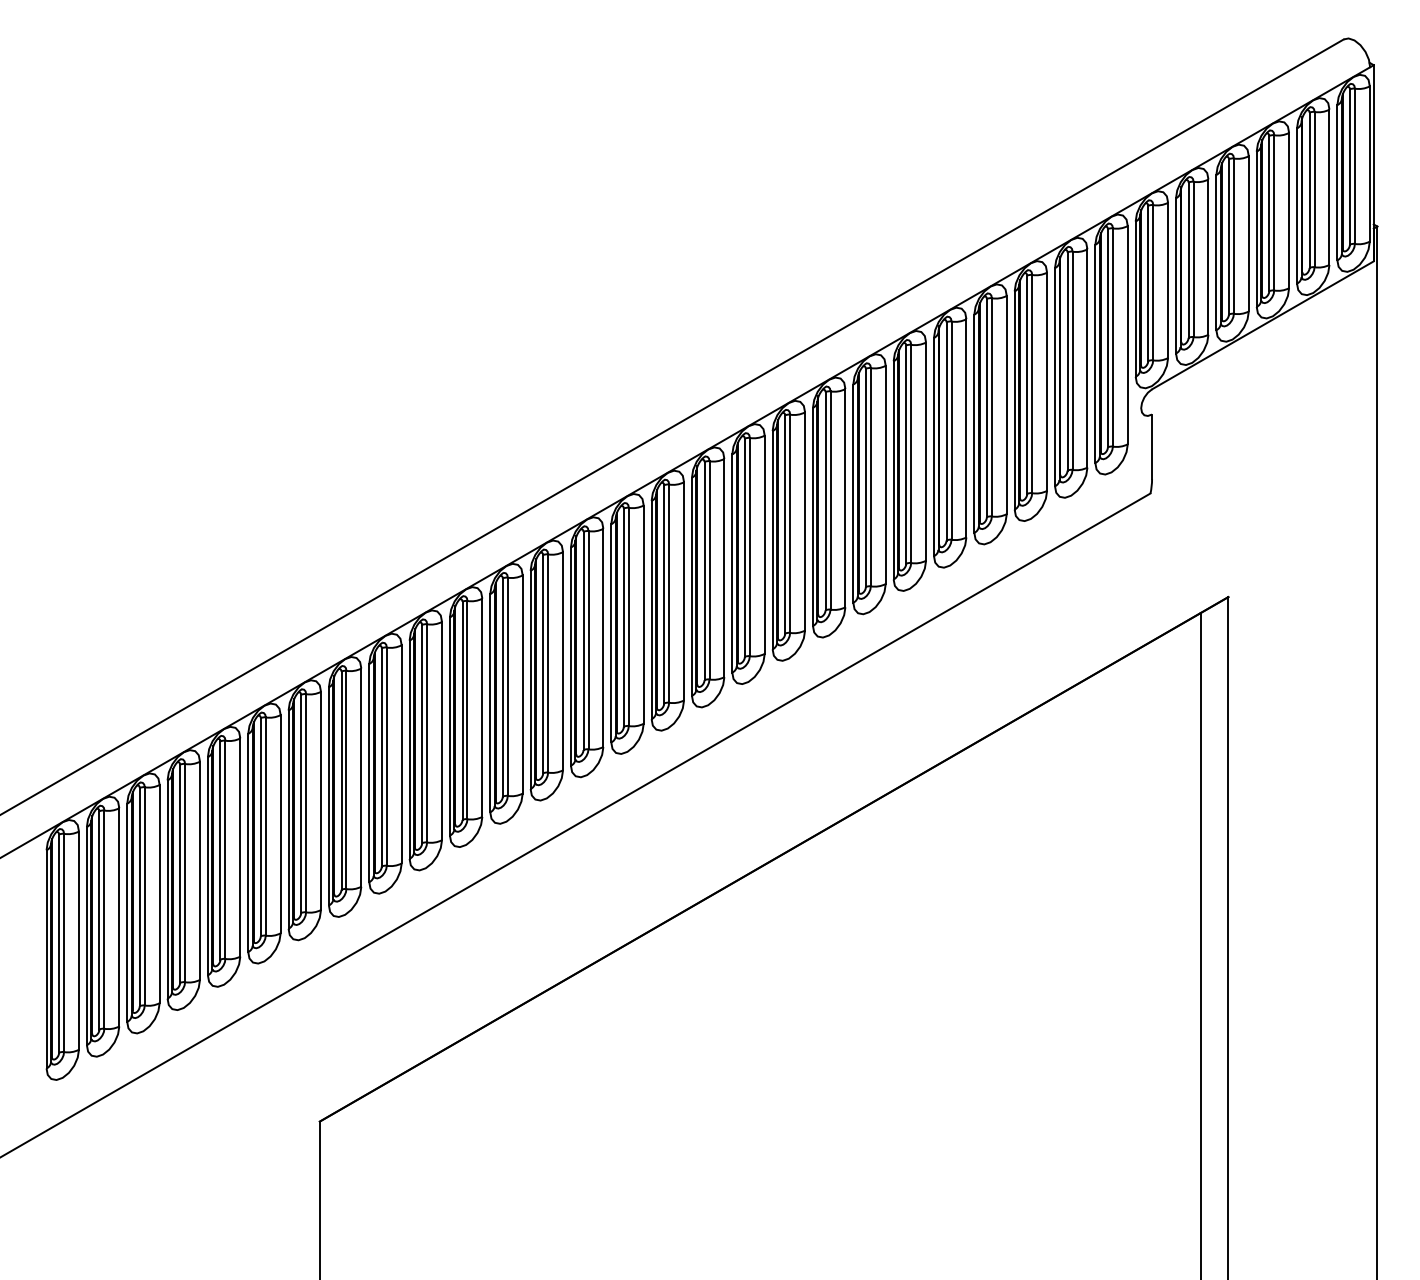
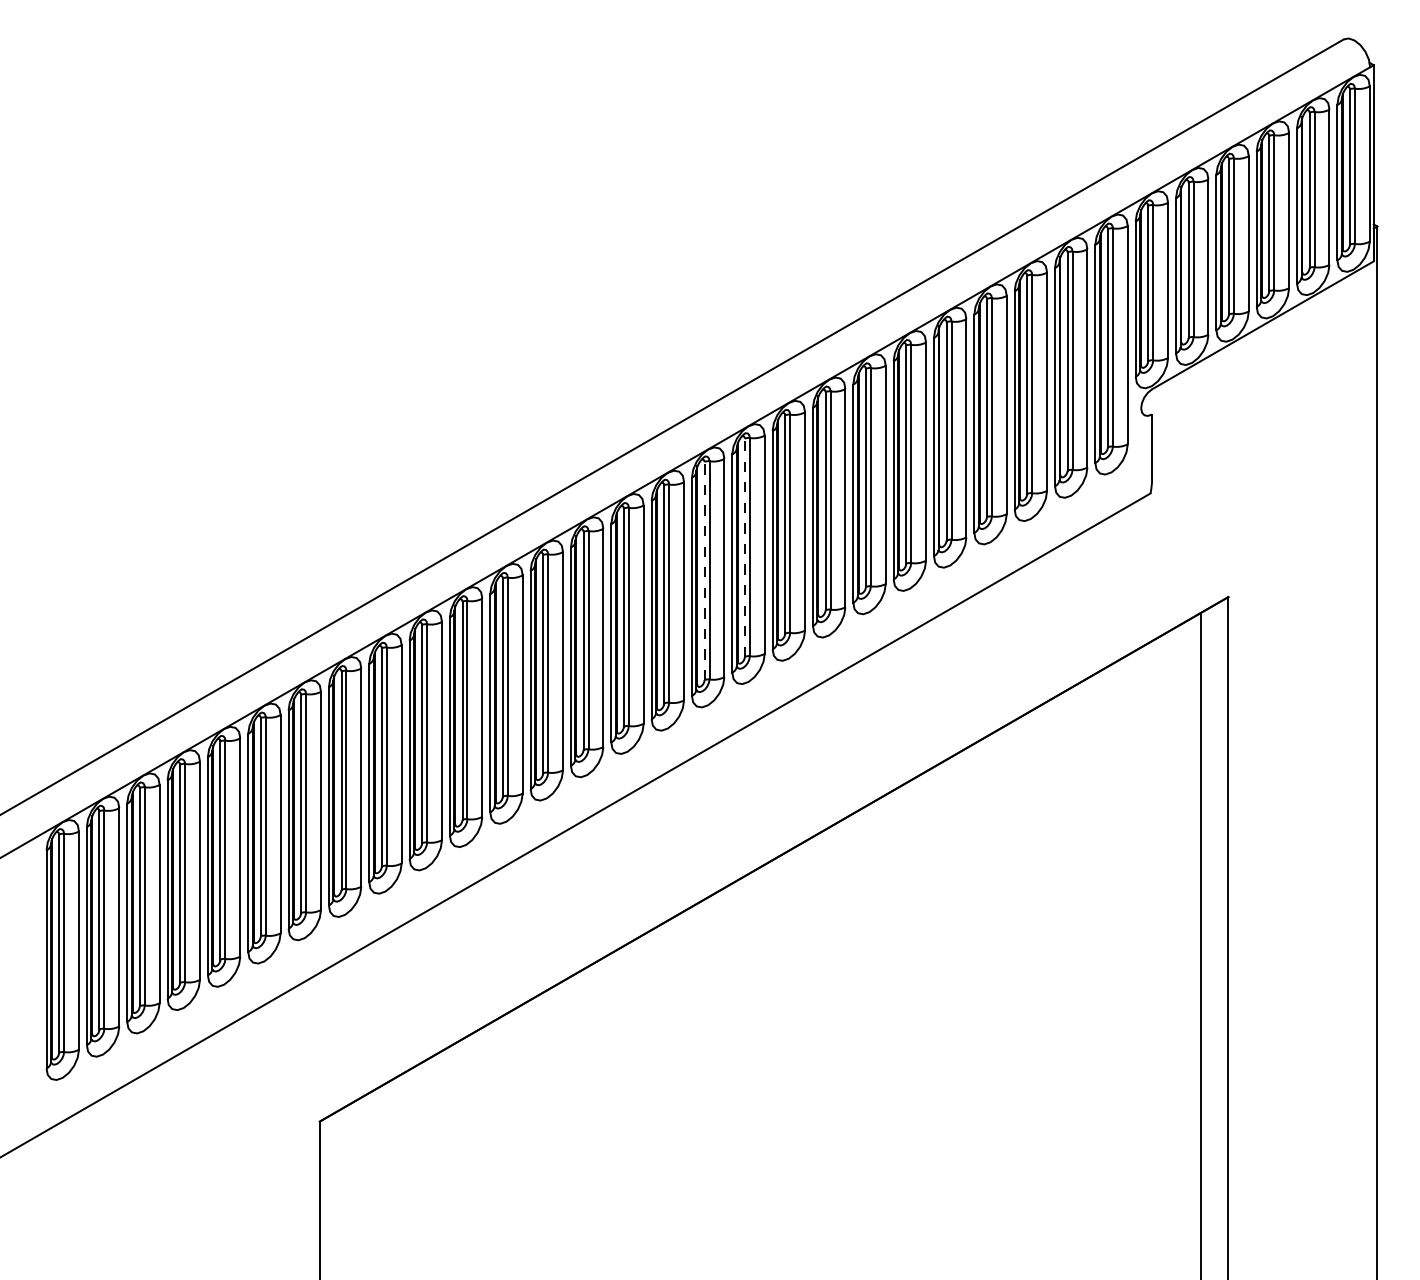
line: solid -> dashed (744, 547)
line: solid -> dashed (704, 570)
